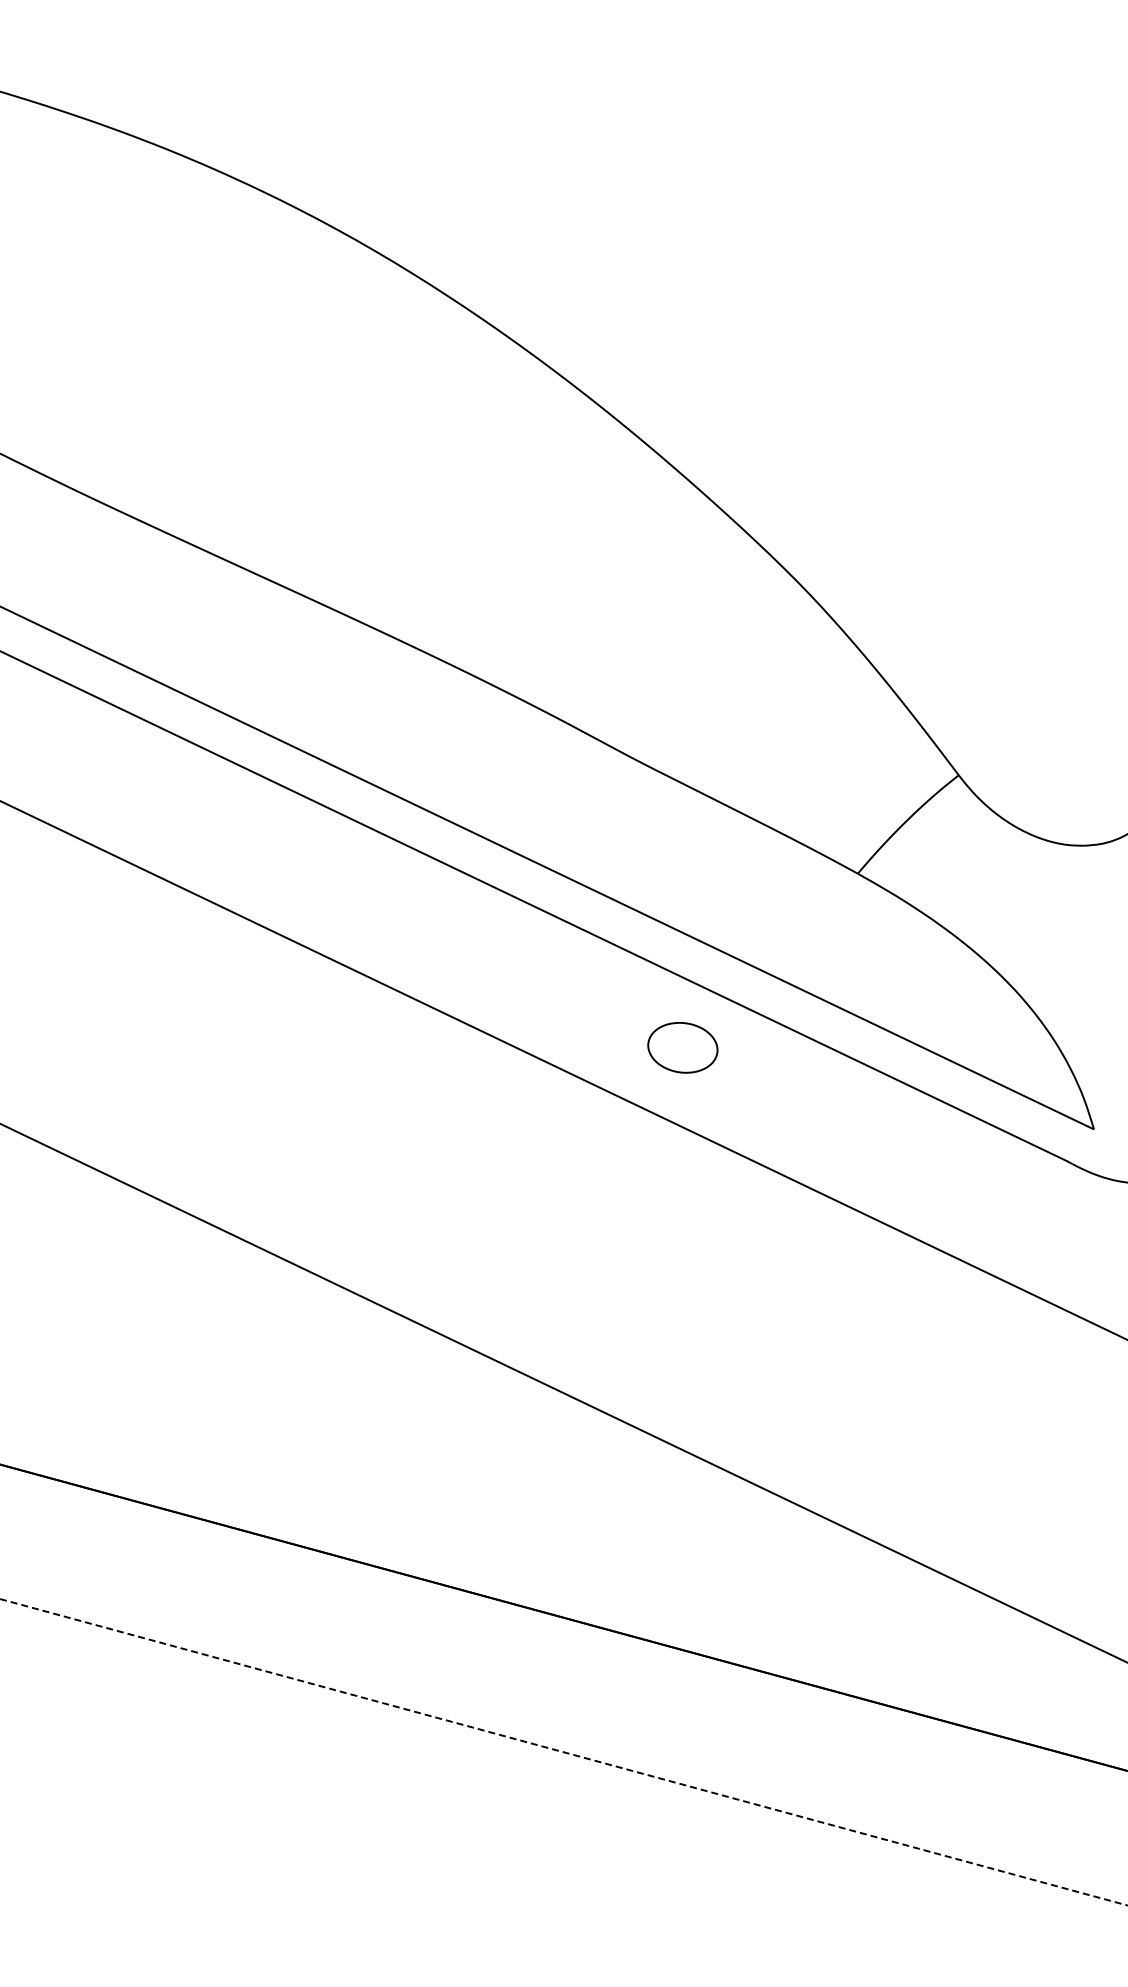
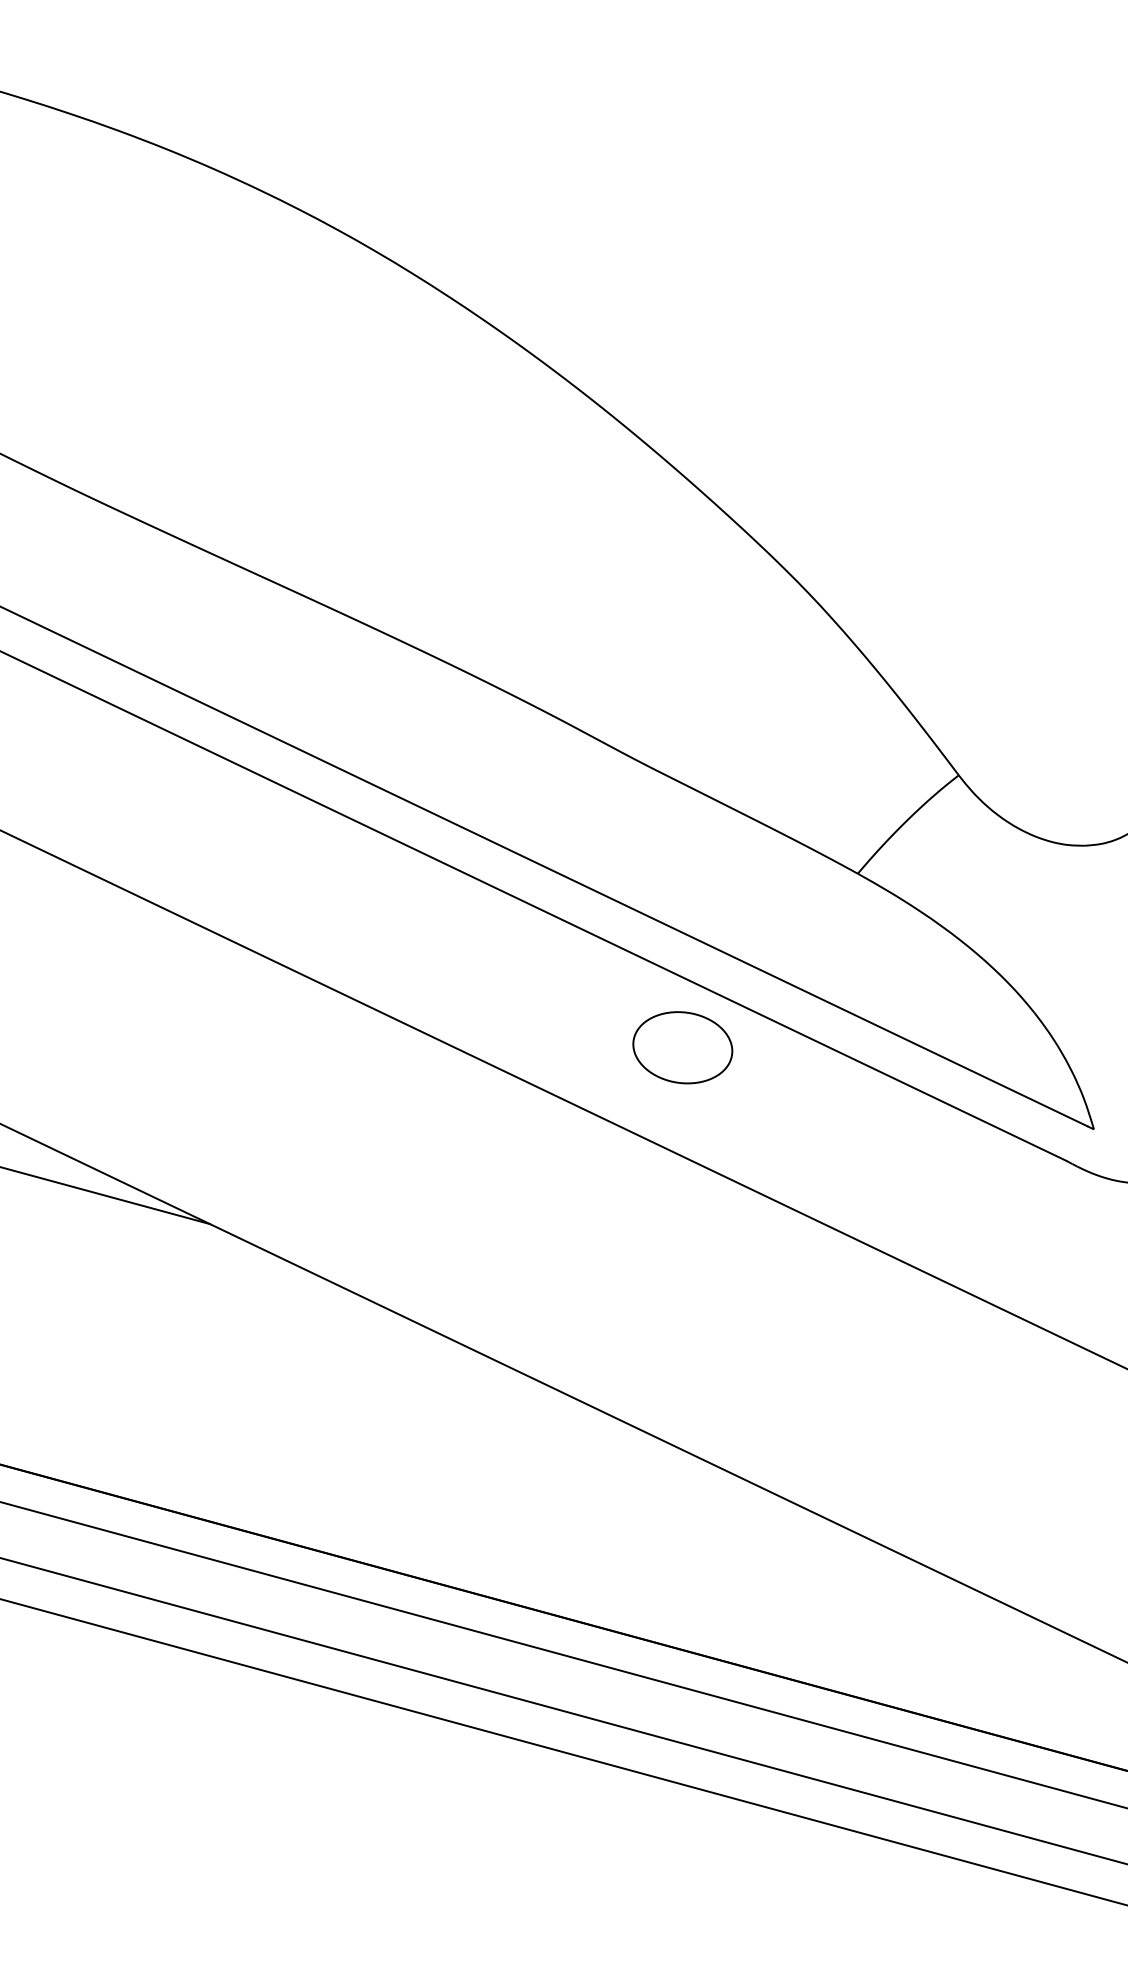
part size: 72x52 px -> 102x74 px (682, 1047)
line position: (563, 1070) -> (563, 1099) (563, 1099)
line: none -> present (106, 1195)
line: none -> present (563, 1654)
line: none -> present (563, 1710)
line: dashed -> solid (563, 1752)
